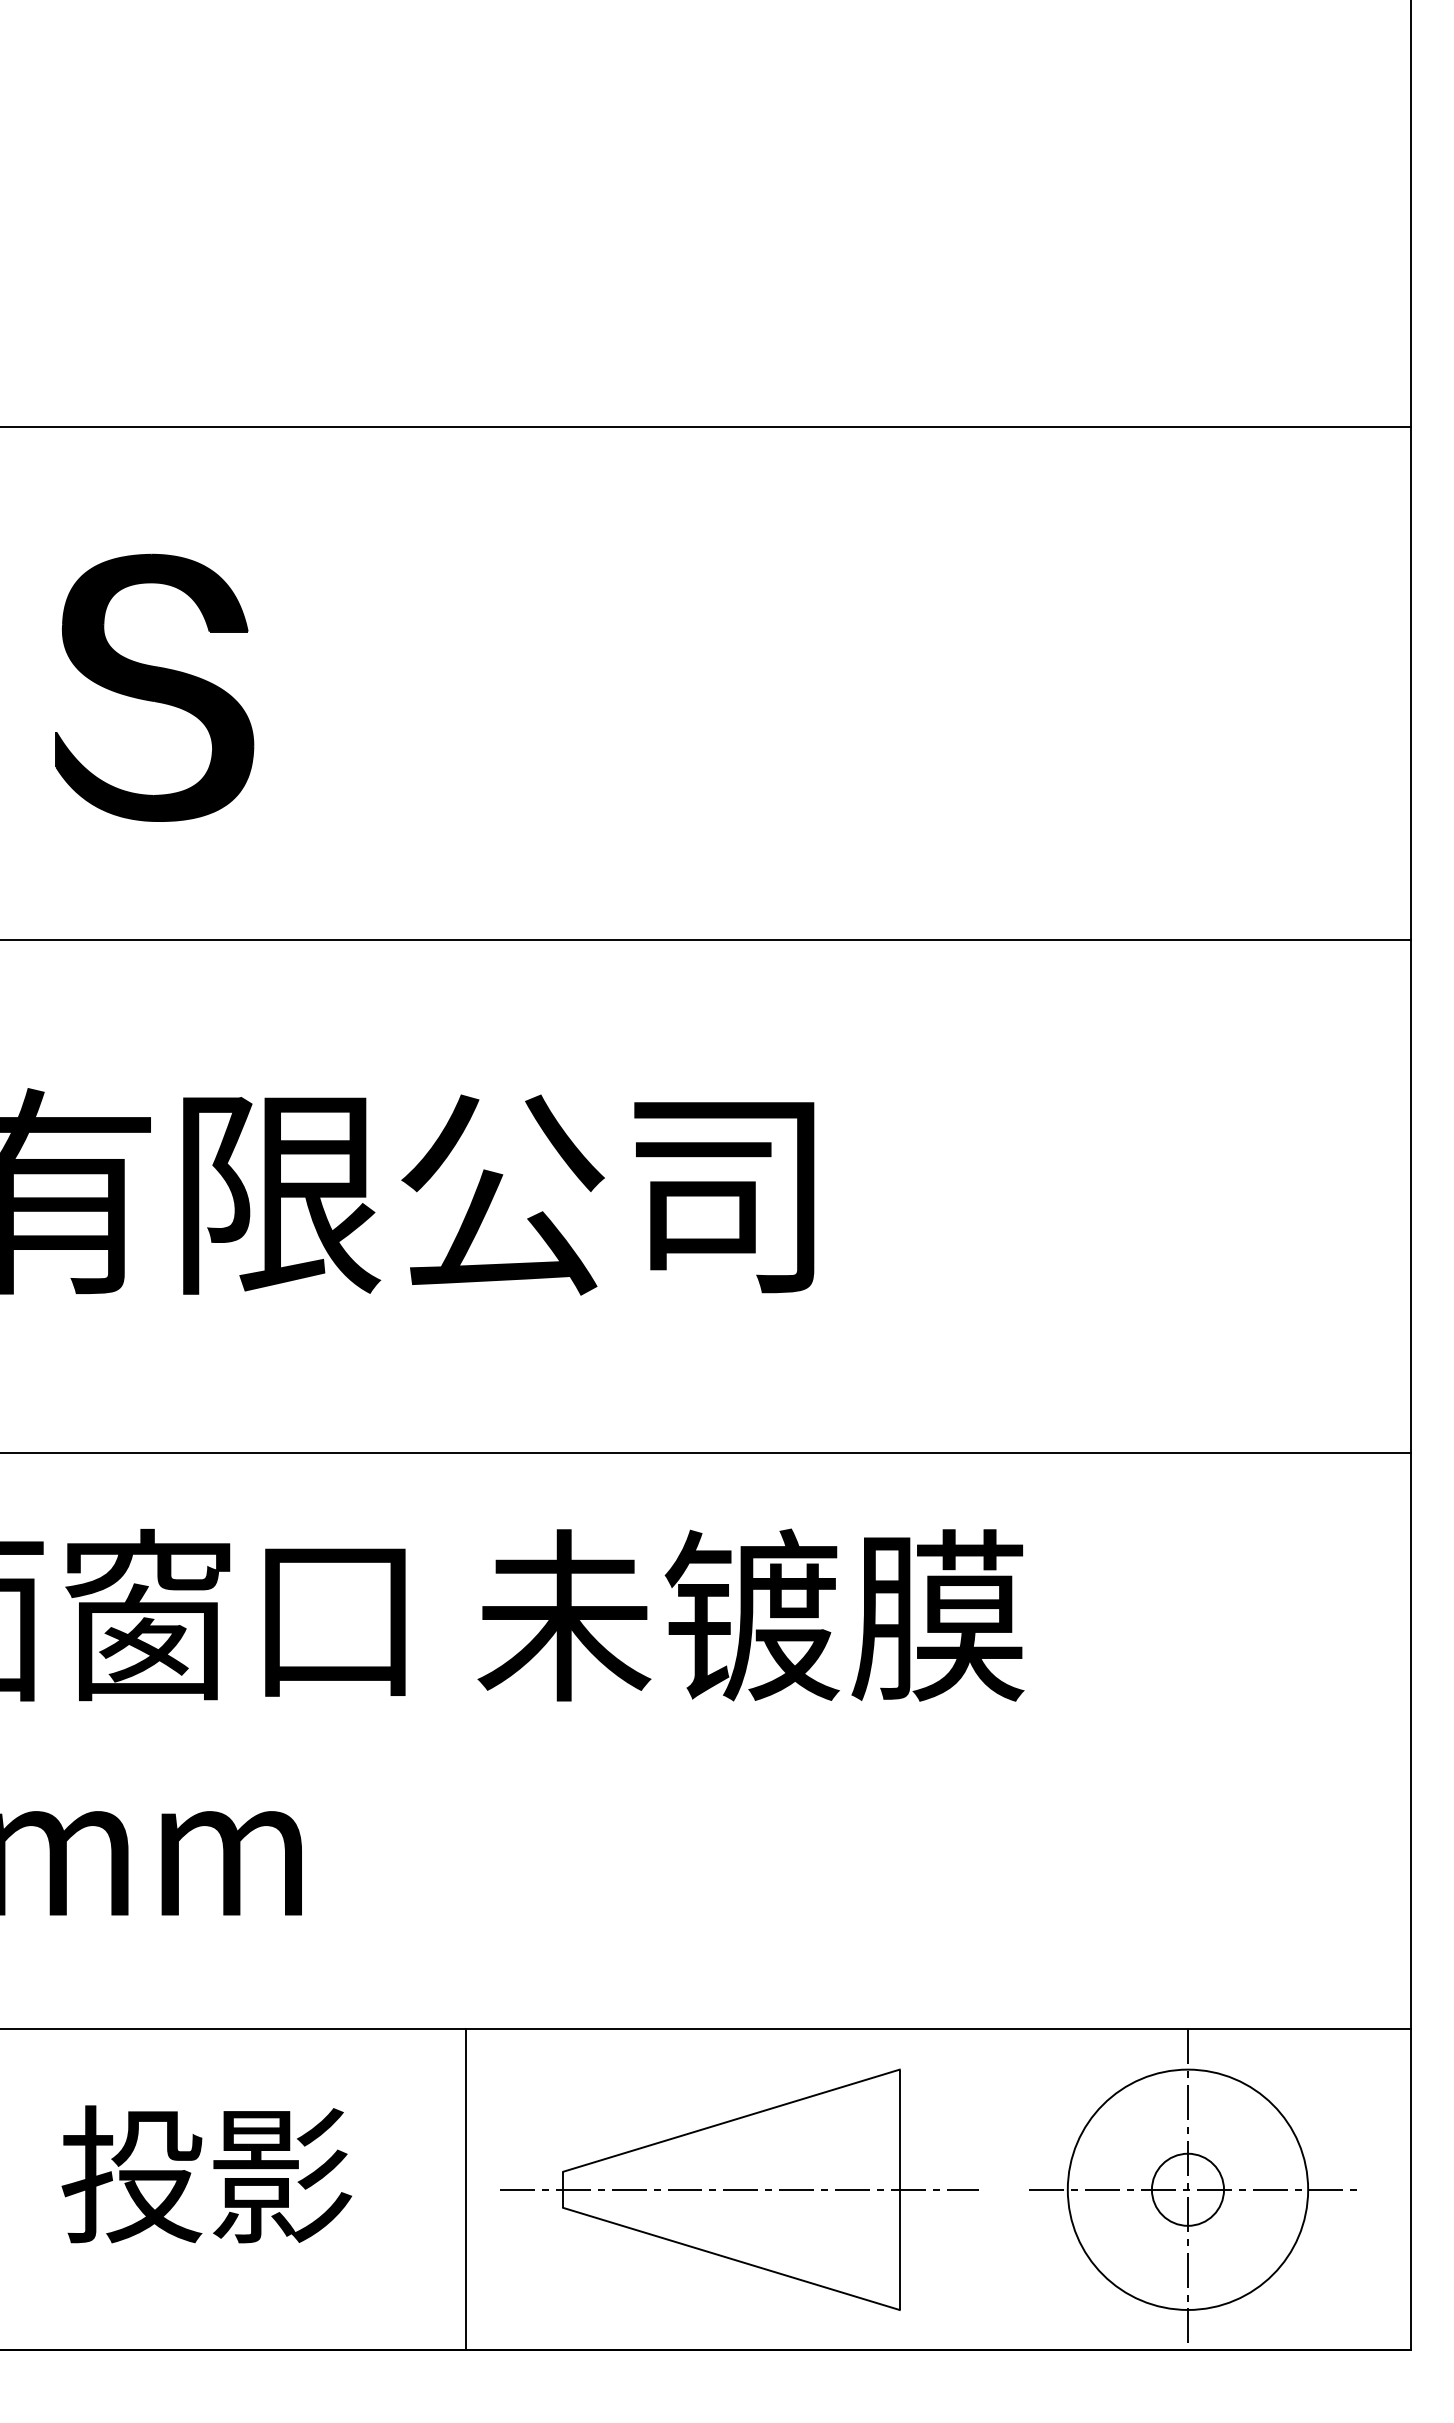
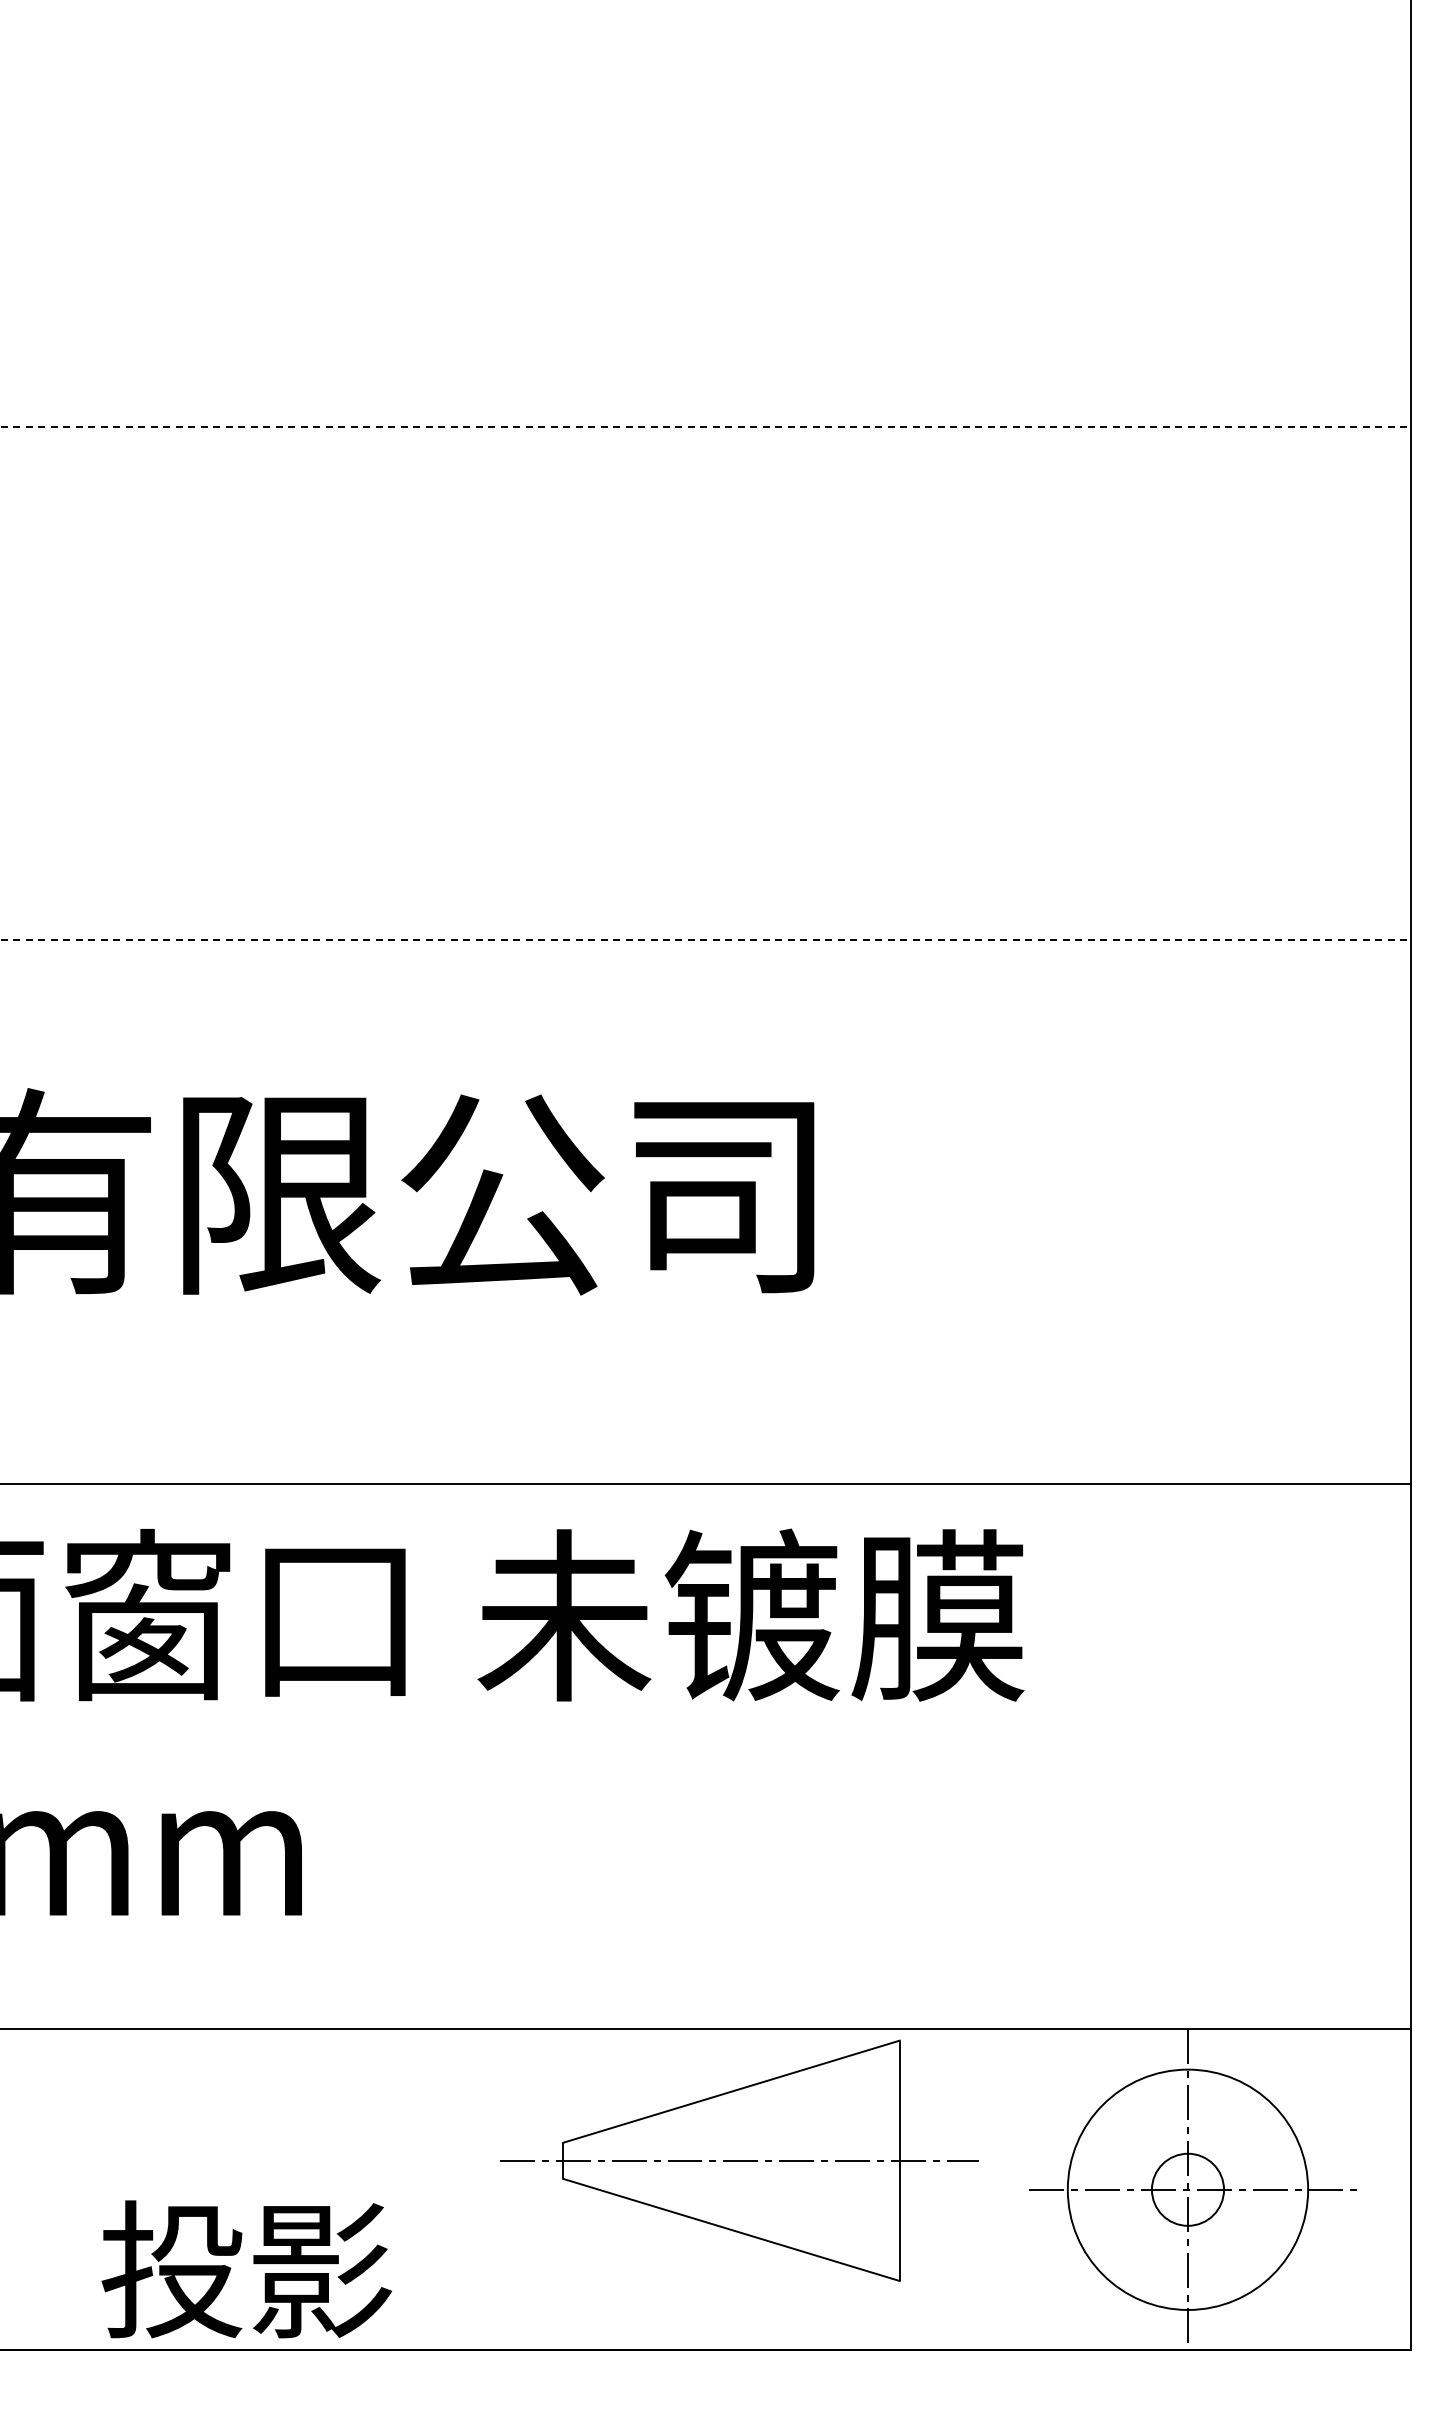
line: solid -> dashed (705, 427)
part: present -> none (154, 687)
line: solid -> dashed (705, 939)
line position: (706, 1452) -> (706, 1483) (706, 1483)
text position: (206, 2174) -> (246, 2269) (246, 2269)
line: present -> none (466, 2189)
part position: (739, 2189) -> (739, 2160) (739, 2160)
